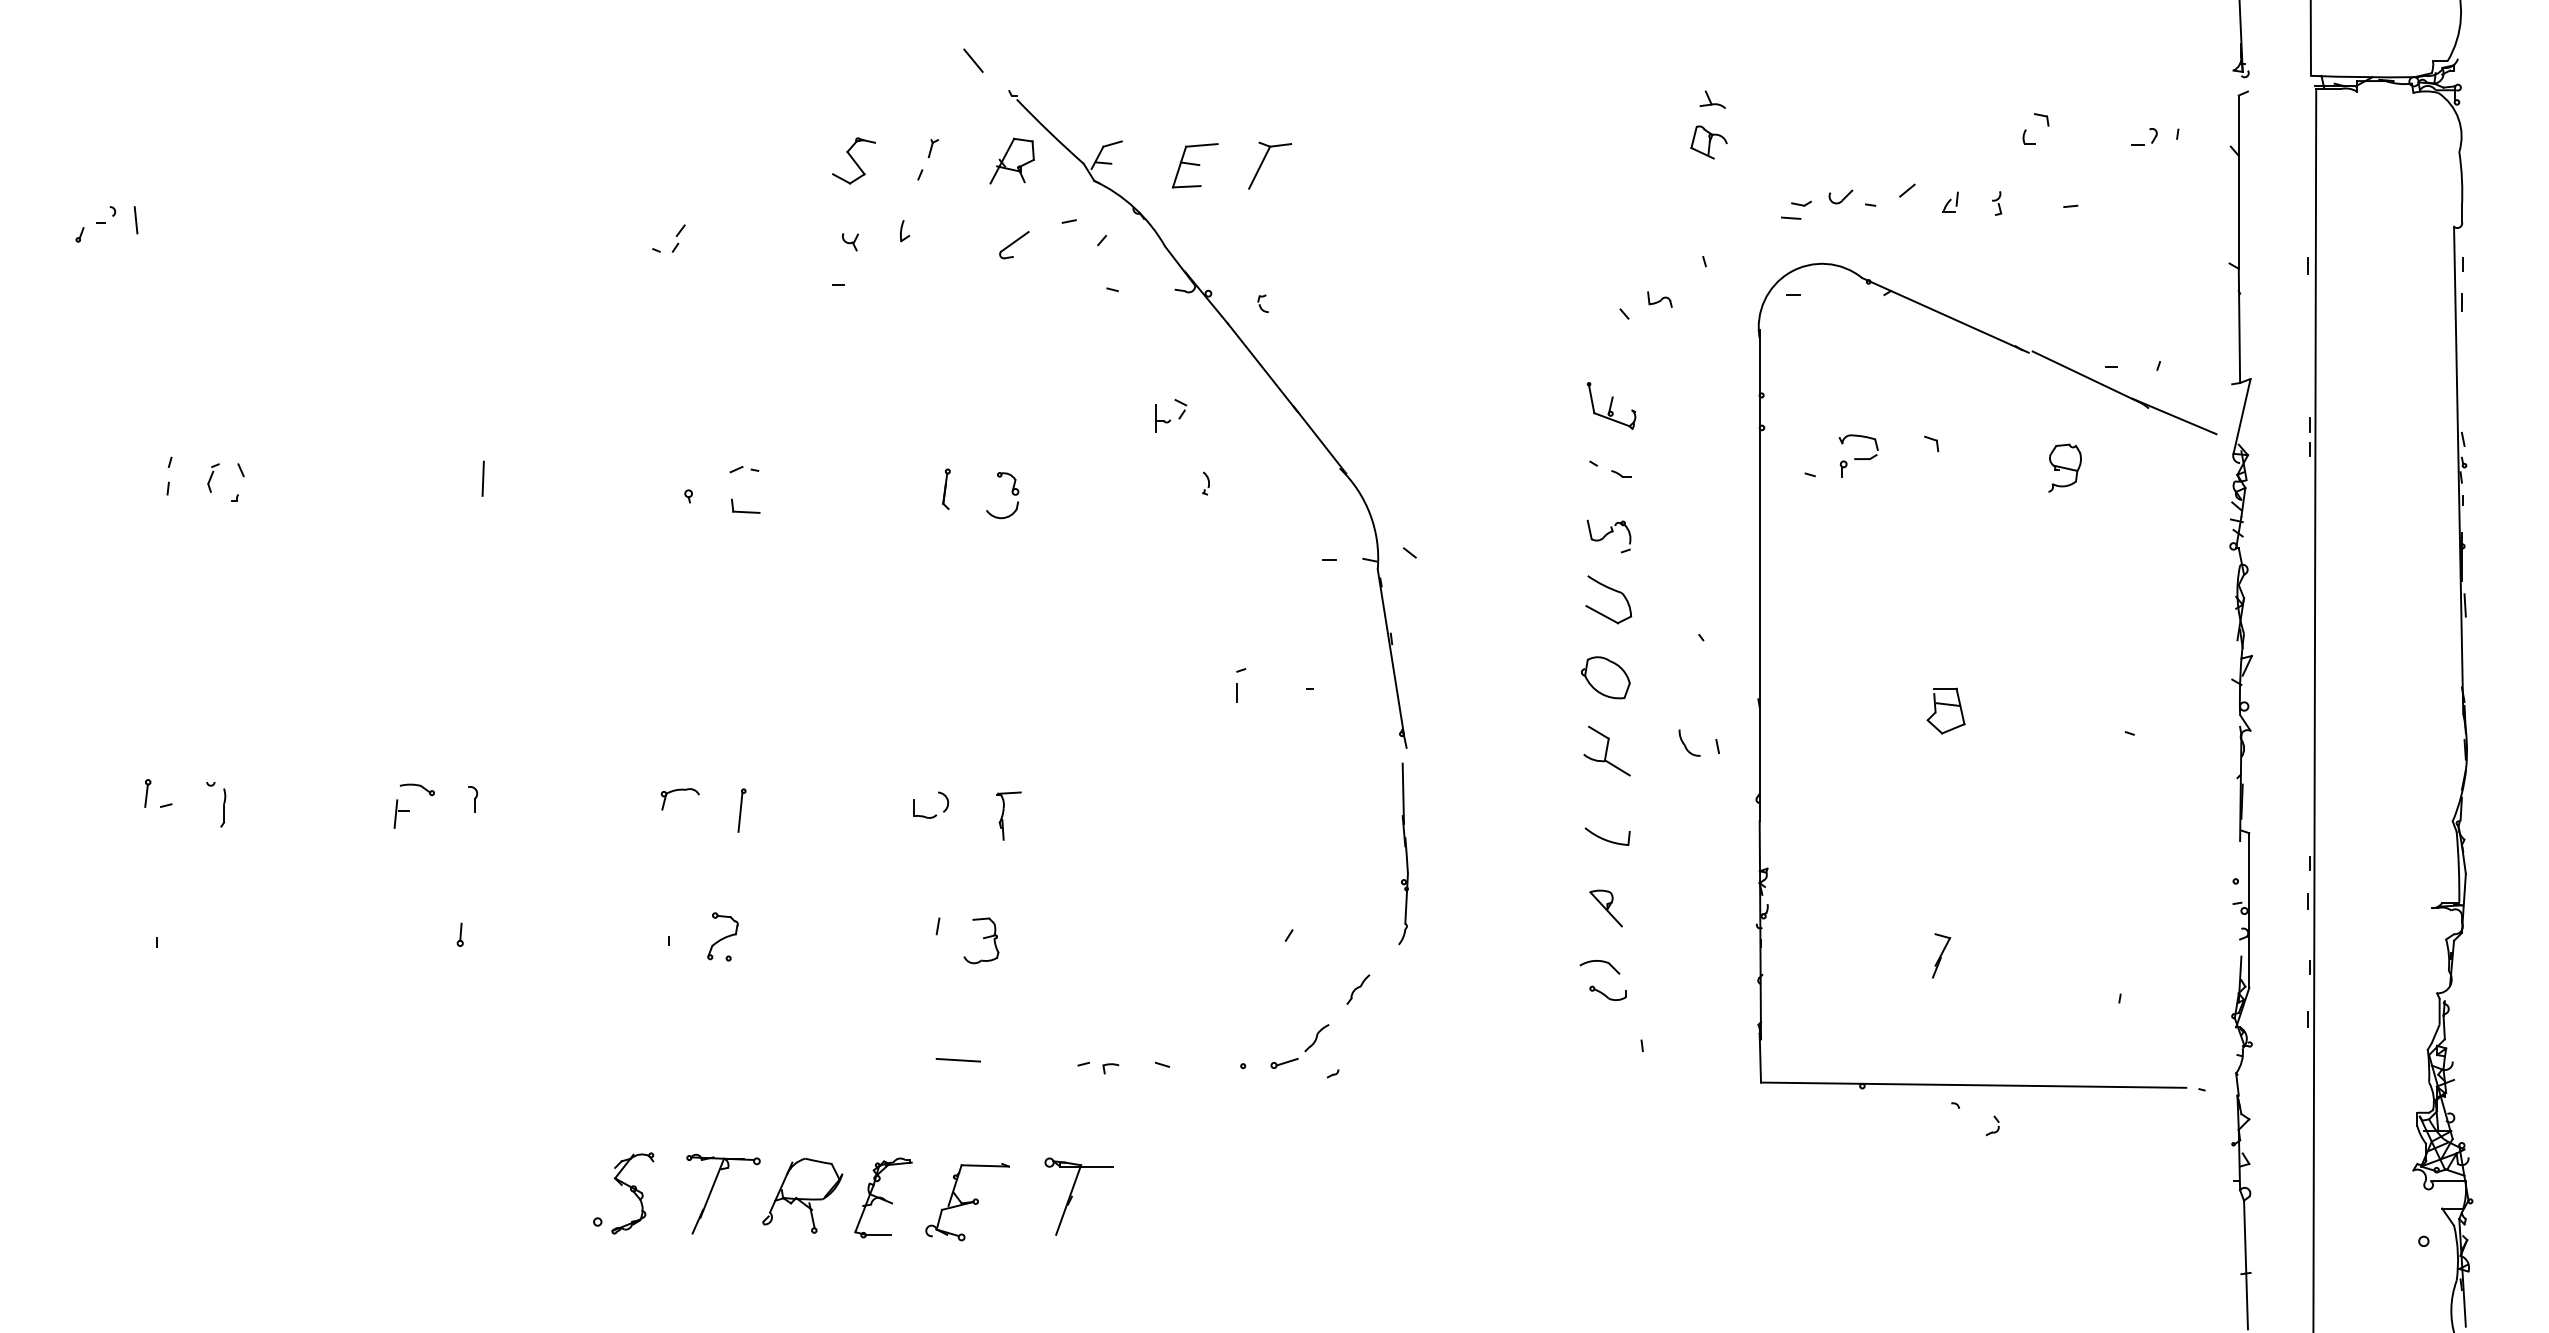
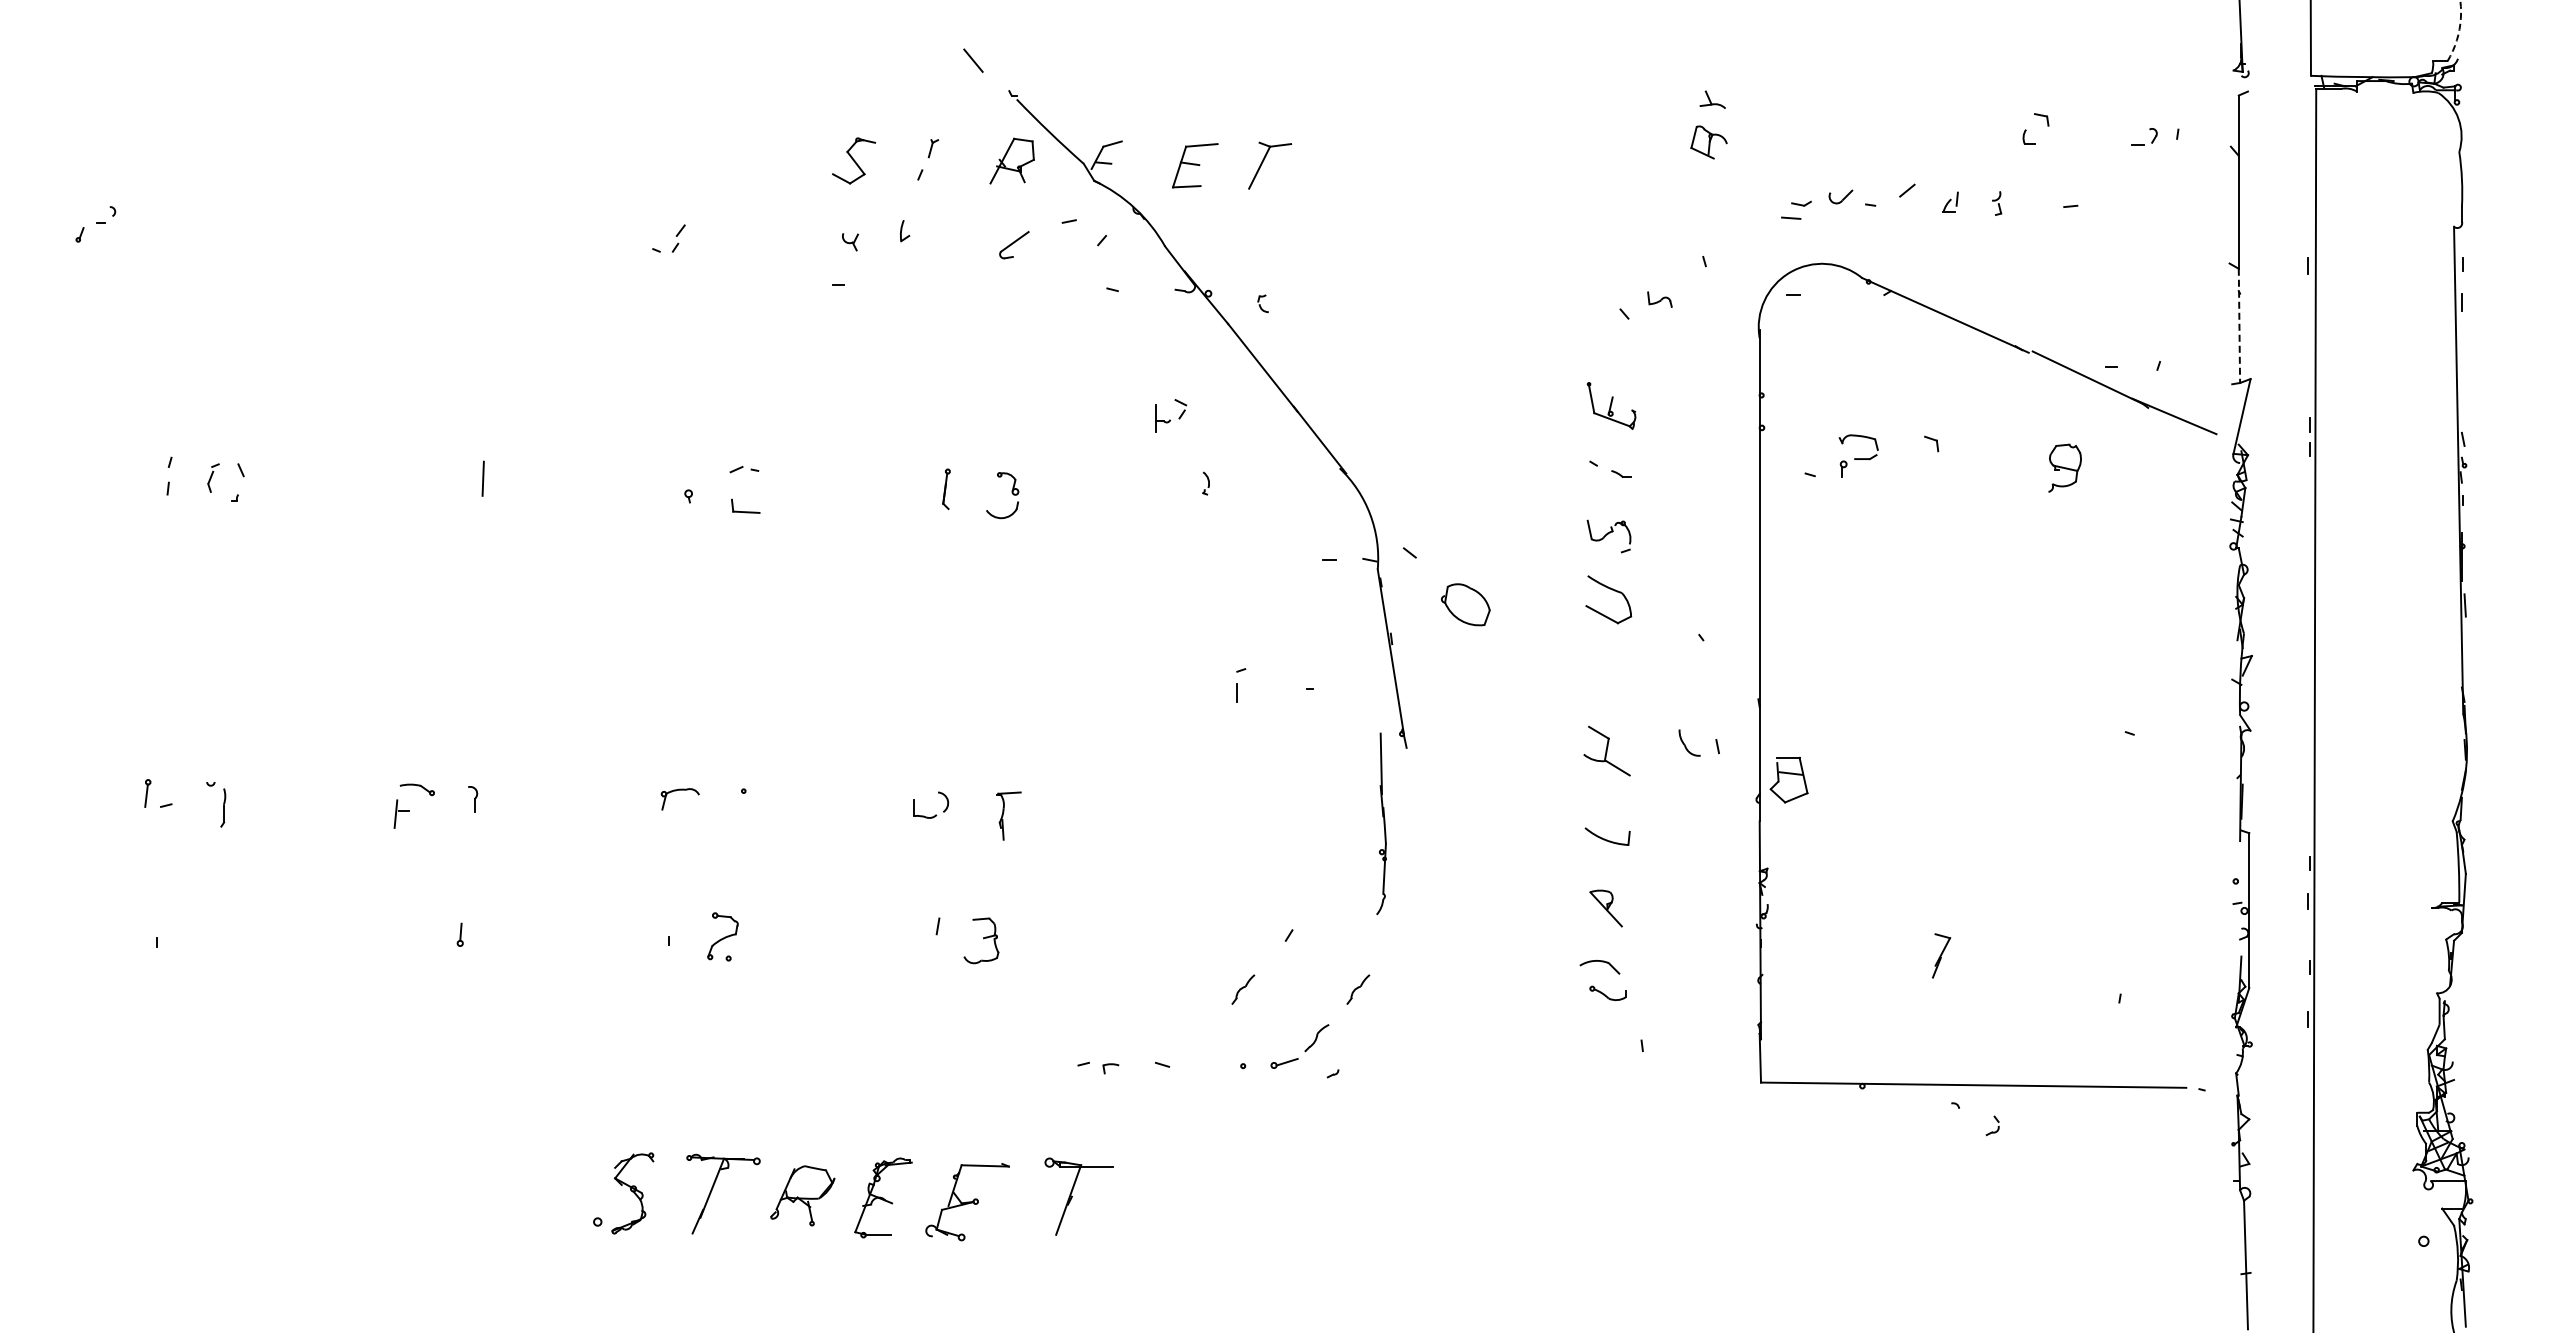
arc: solid -> dashed (2459, 31)
line: present -> none (135, 220)
line: solid -> dashed (2239, 326)
part position: (1605, 677) -> (1465, 604) (1465, 604)
part position: (1945, 710) -> (1788, 779) (1788, 779)
line: present -> none (740, 811)
part position: (1403, 853) -> (1381, 823) (1381, 823)
part: none -> present (1243, 989)
line: present -> none (958, 1059)
part size: 82x76 px -> 66x62 px (802, 1195)
